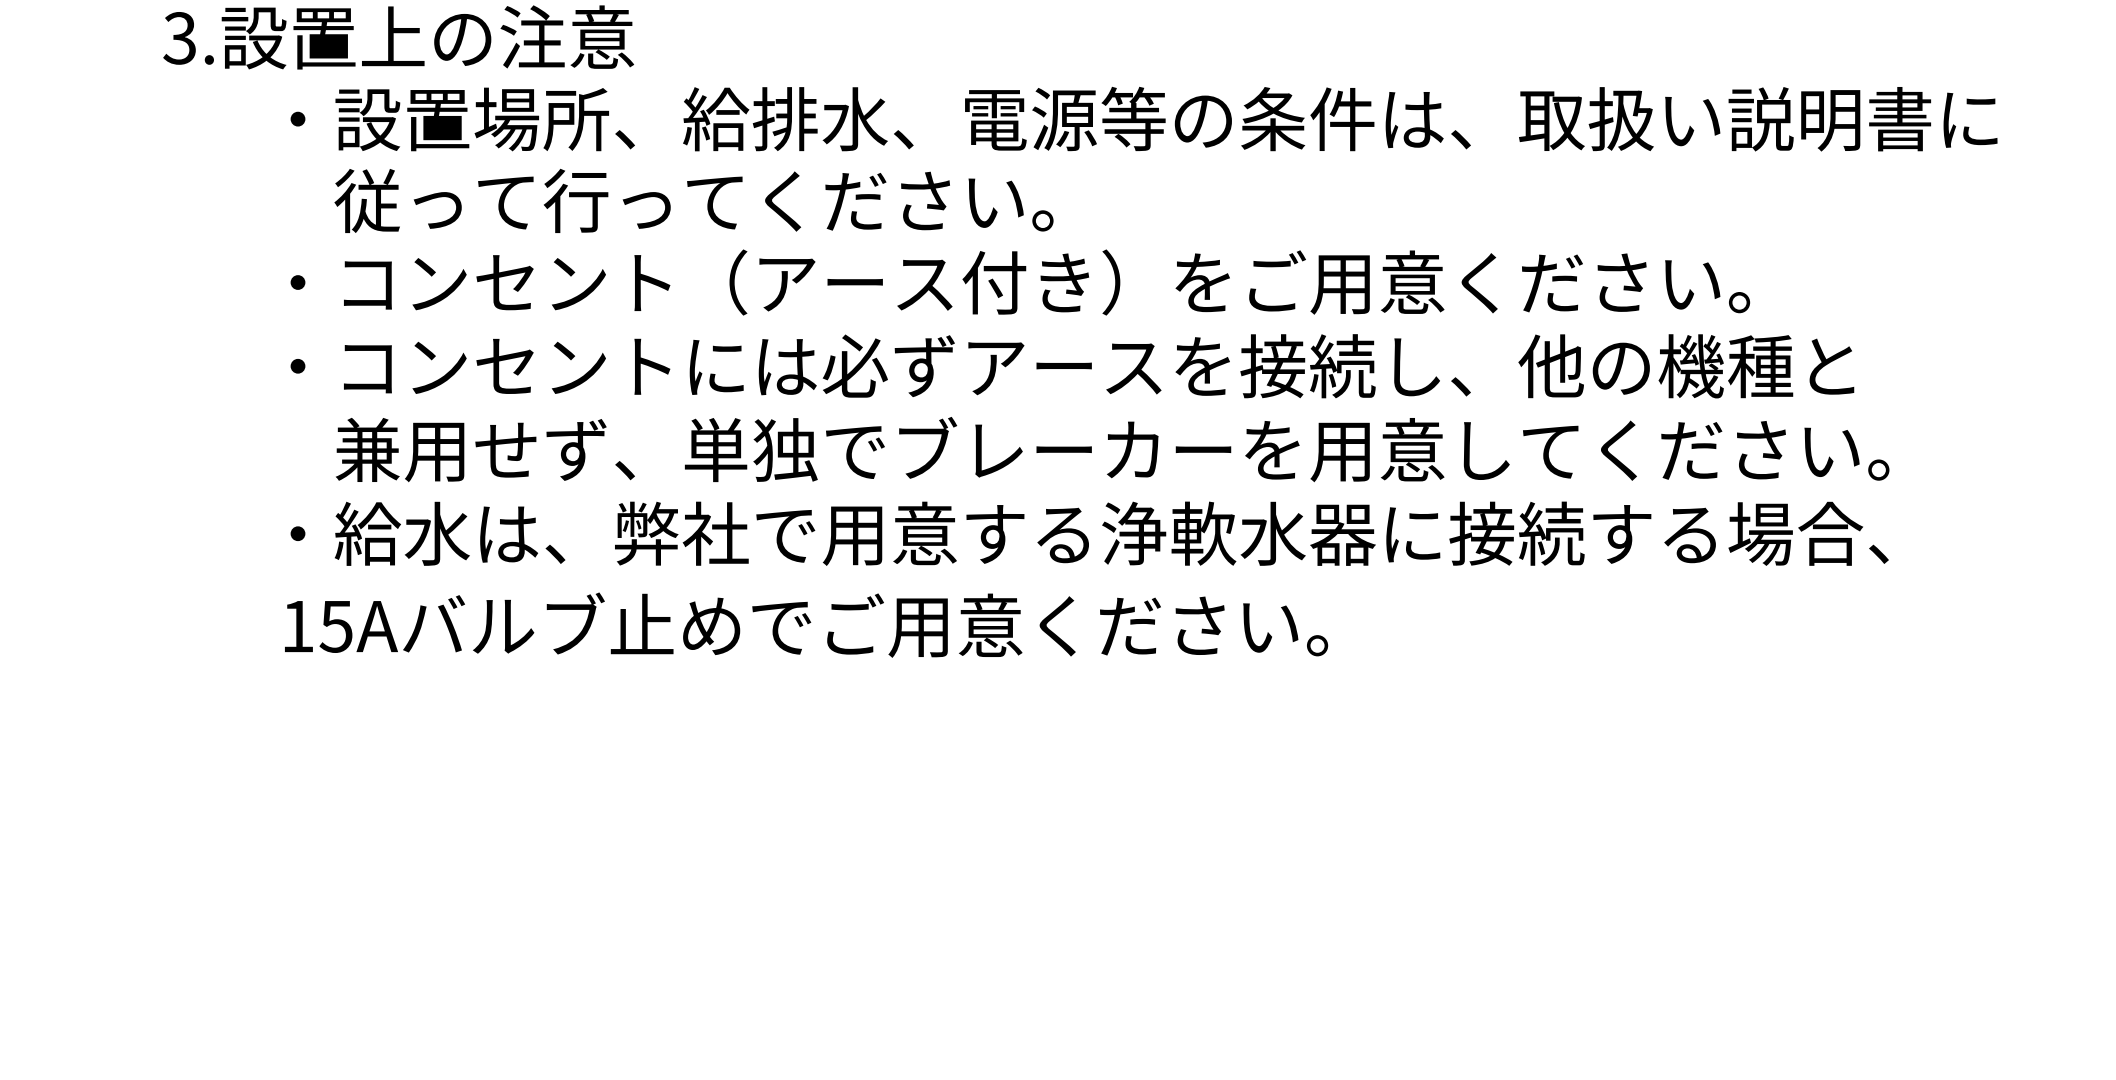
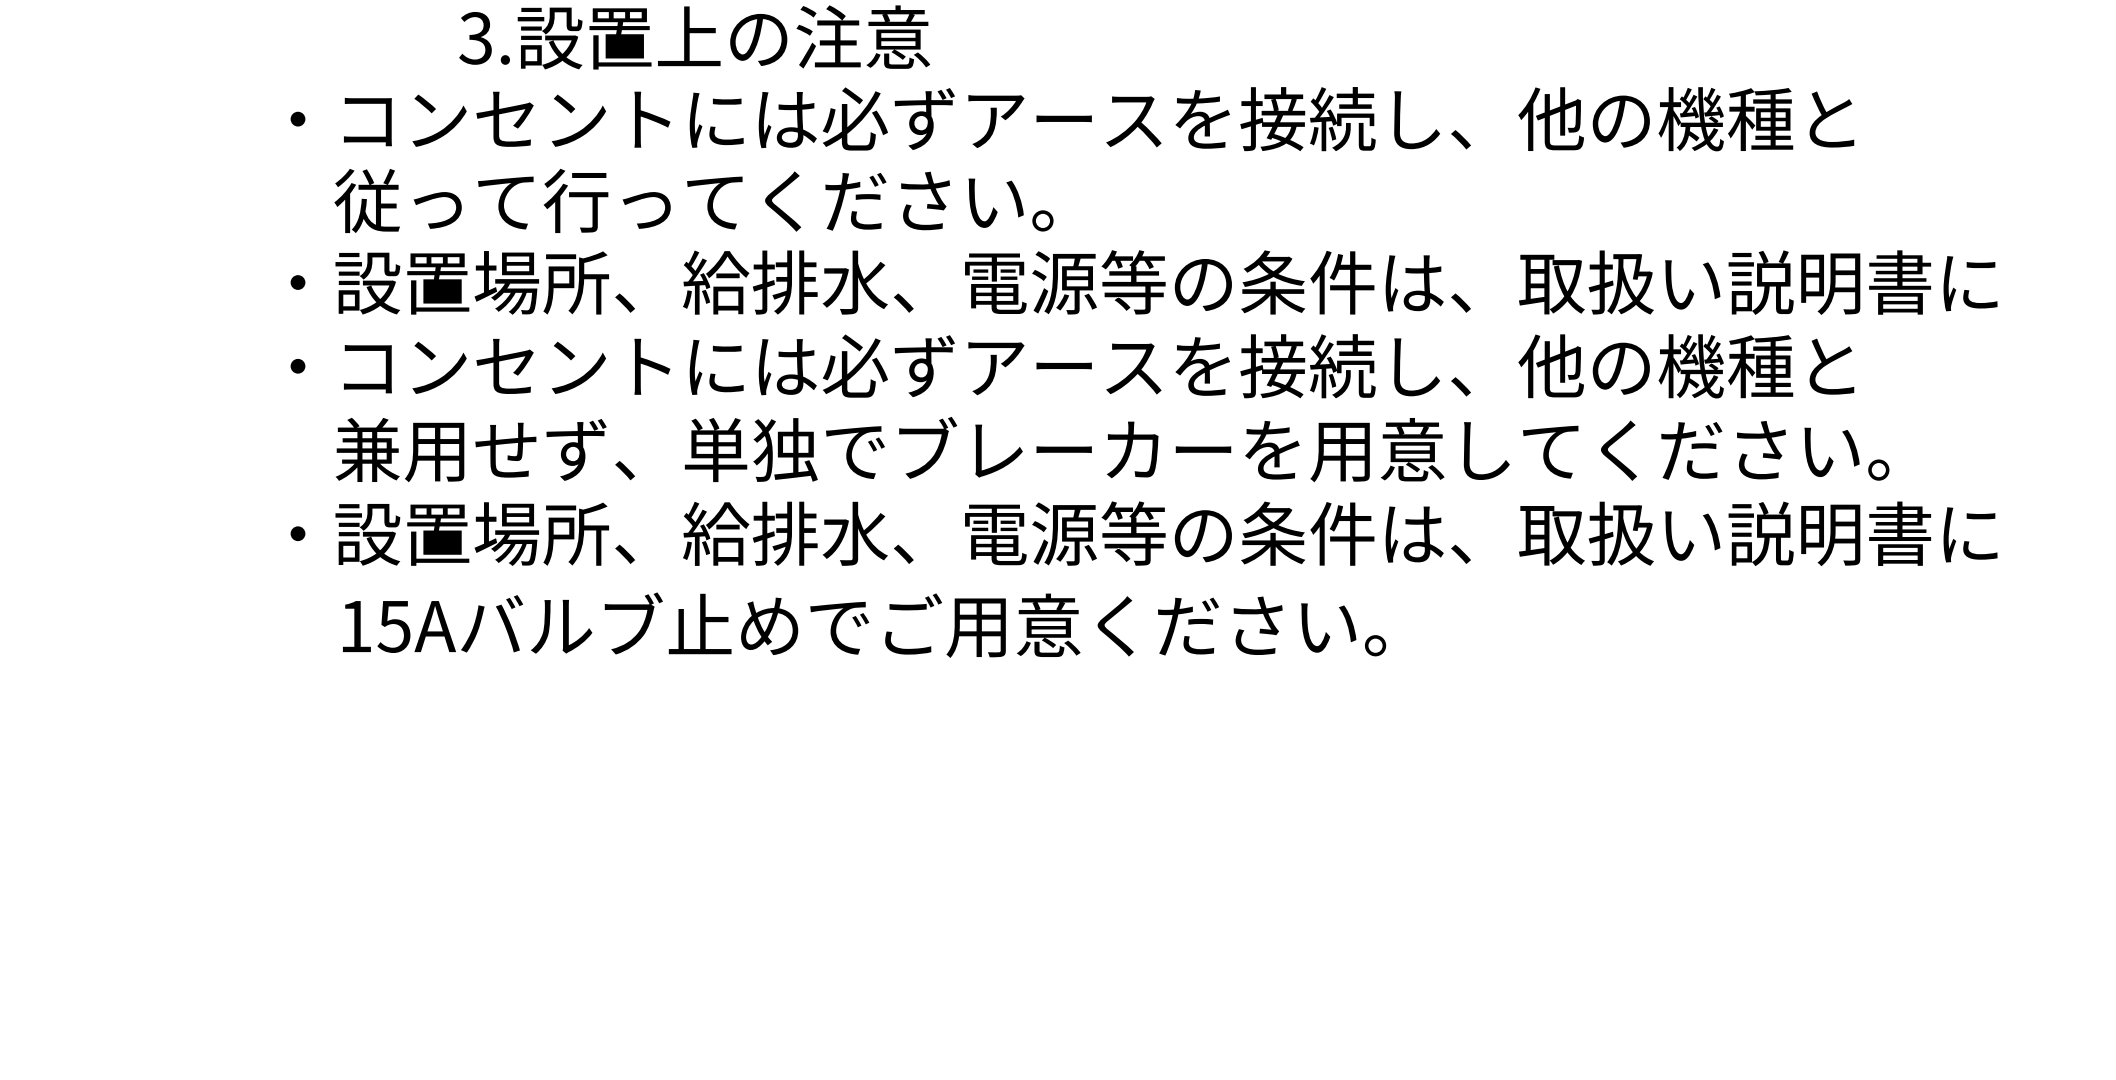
text position: (398, 37) -> (694, 37) (694, 37)
text: ・設置場所、給排水、電源等の条件は、取扱い説明書に -> ・コンセントには必ずアースを接続し、他の機種と (1166, 118)
text: ・コンセント（アース付き）をご用意ください。 -> ・設置場所、給排水、電源等の条件は、取扱い説明書に (1166, 282)
text: ・給水は、弊社で用意する浄軟水器に接続する場合、 -> ・設置場所、給排水、電源等の条件は、取扱い説明書に (1165, 533)
text position: (806, 624) -> (864, 624) (864, 624)
